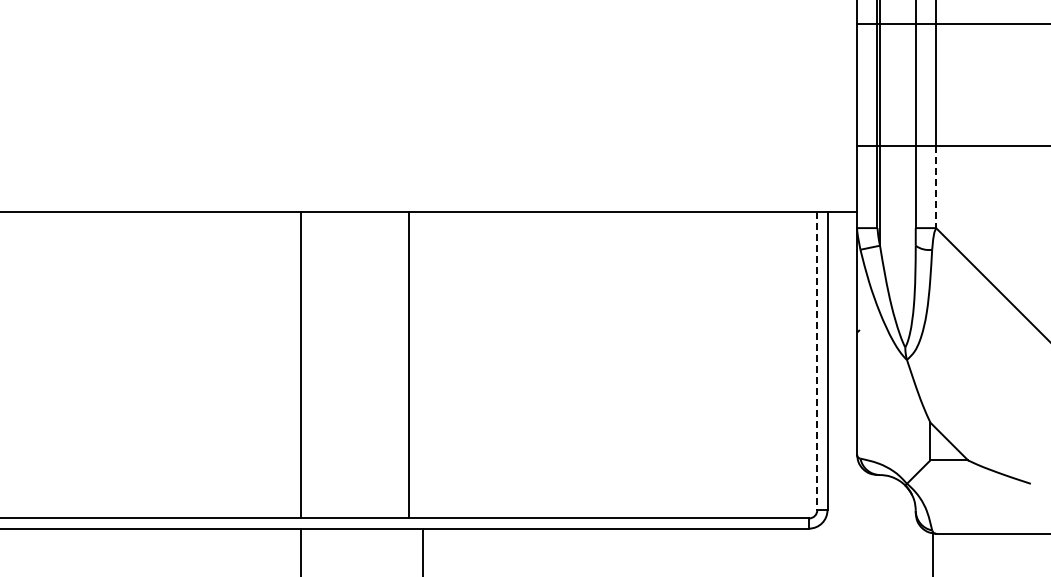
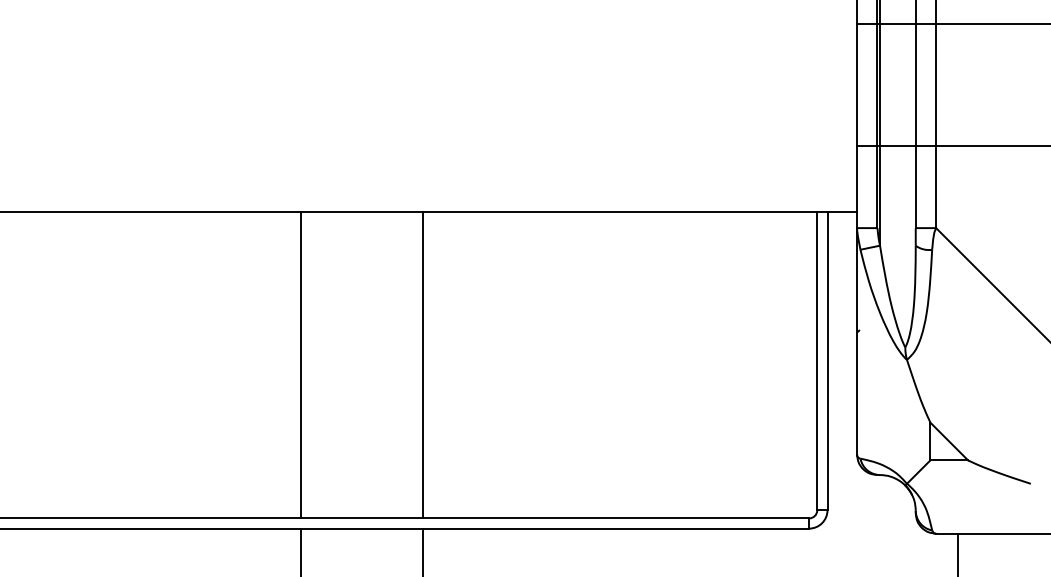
line: dashed -> solid (936, 187)
line: dashed -> solid (817, 361)
line position: (409, 365) -> (423, 365) (423, 365)
line position: (932, 553) -> (957, 553) (957, 553)
